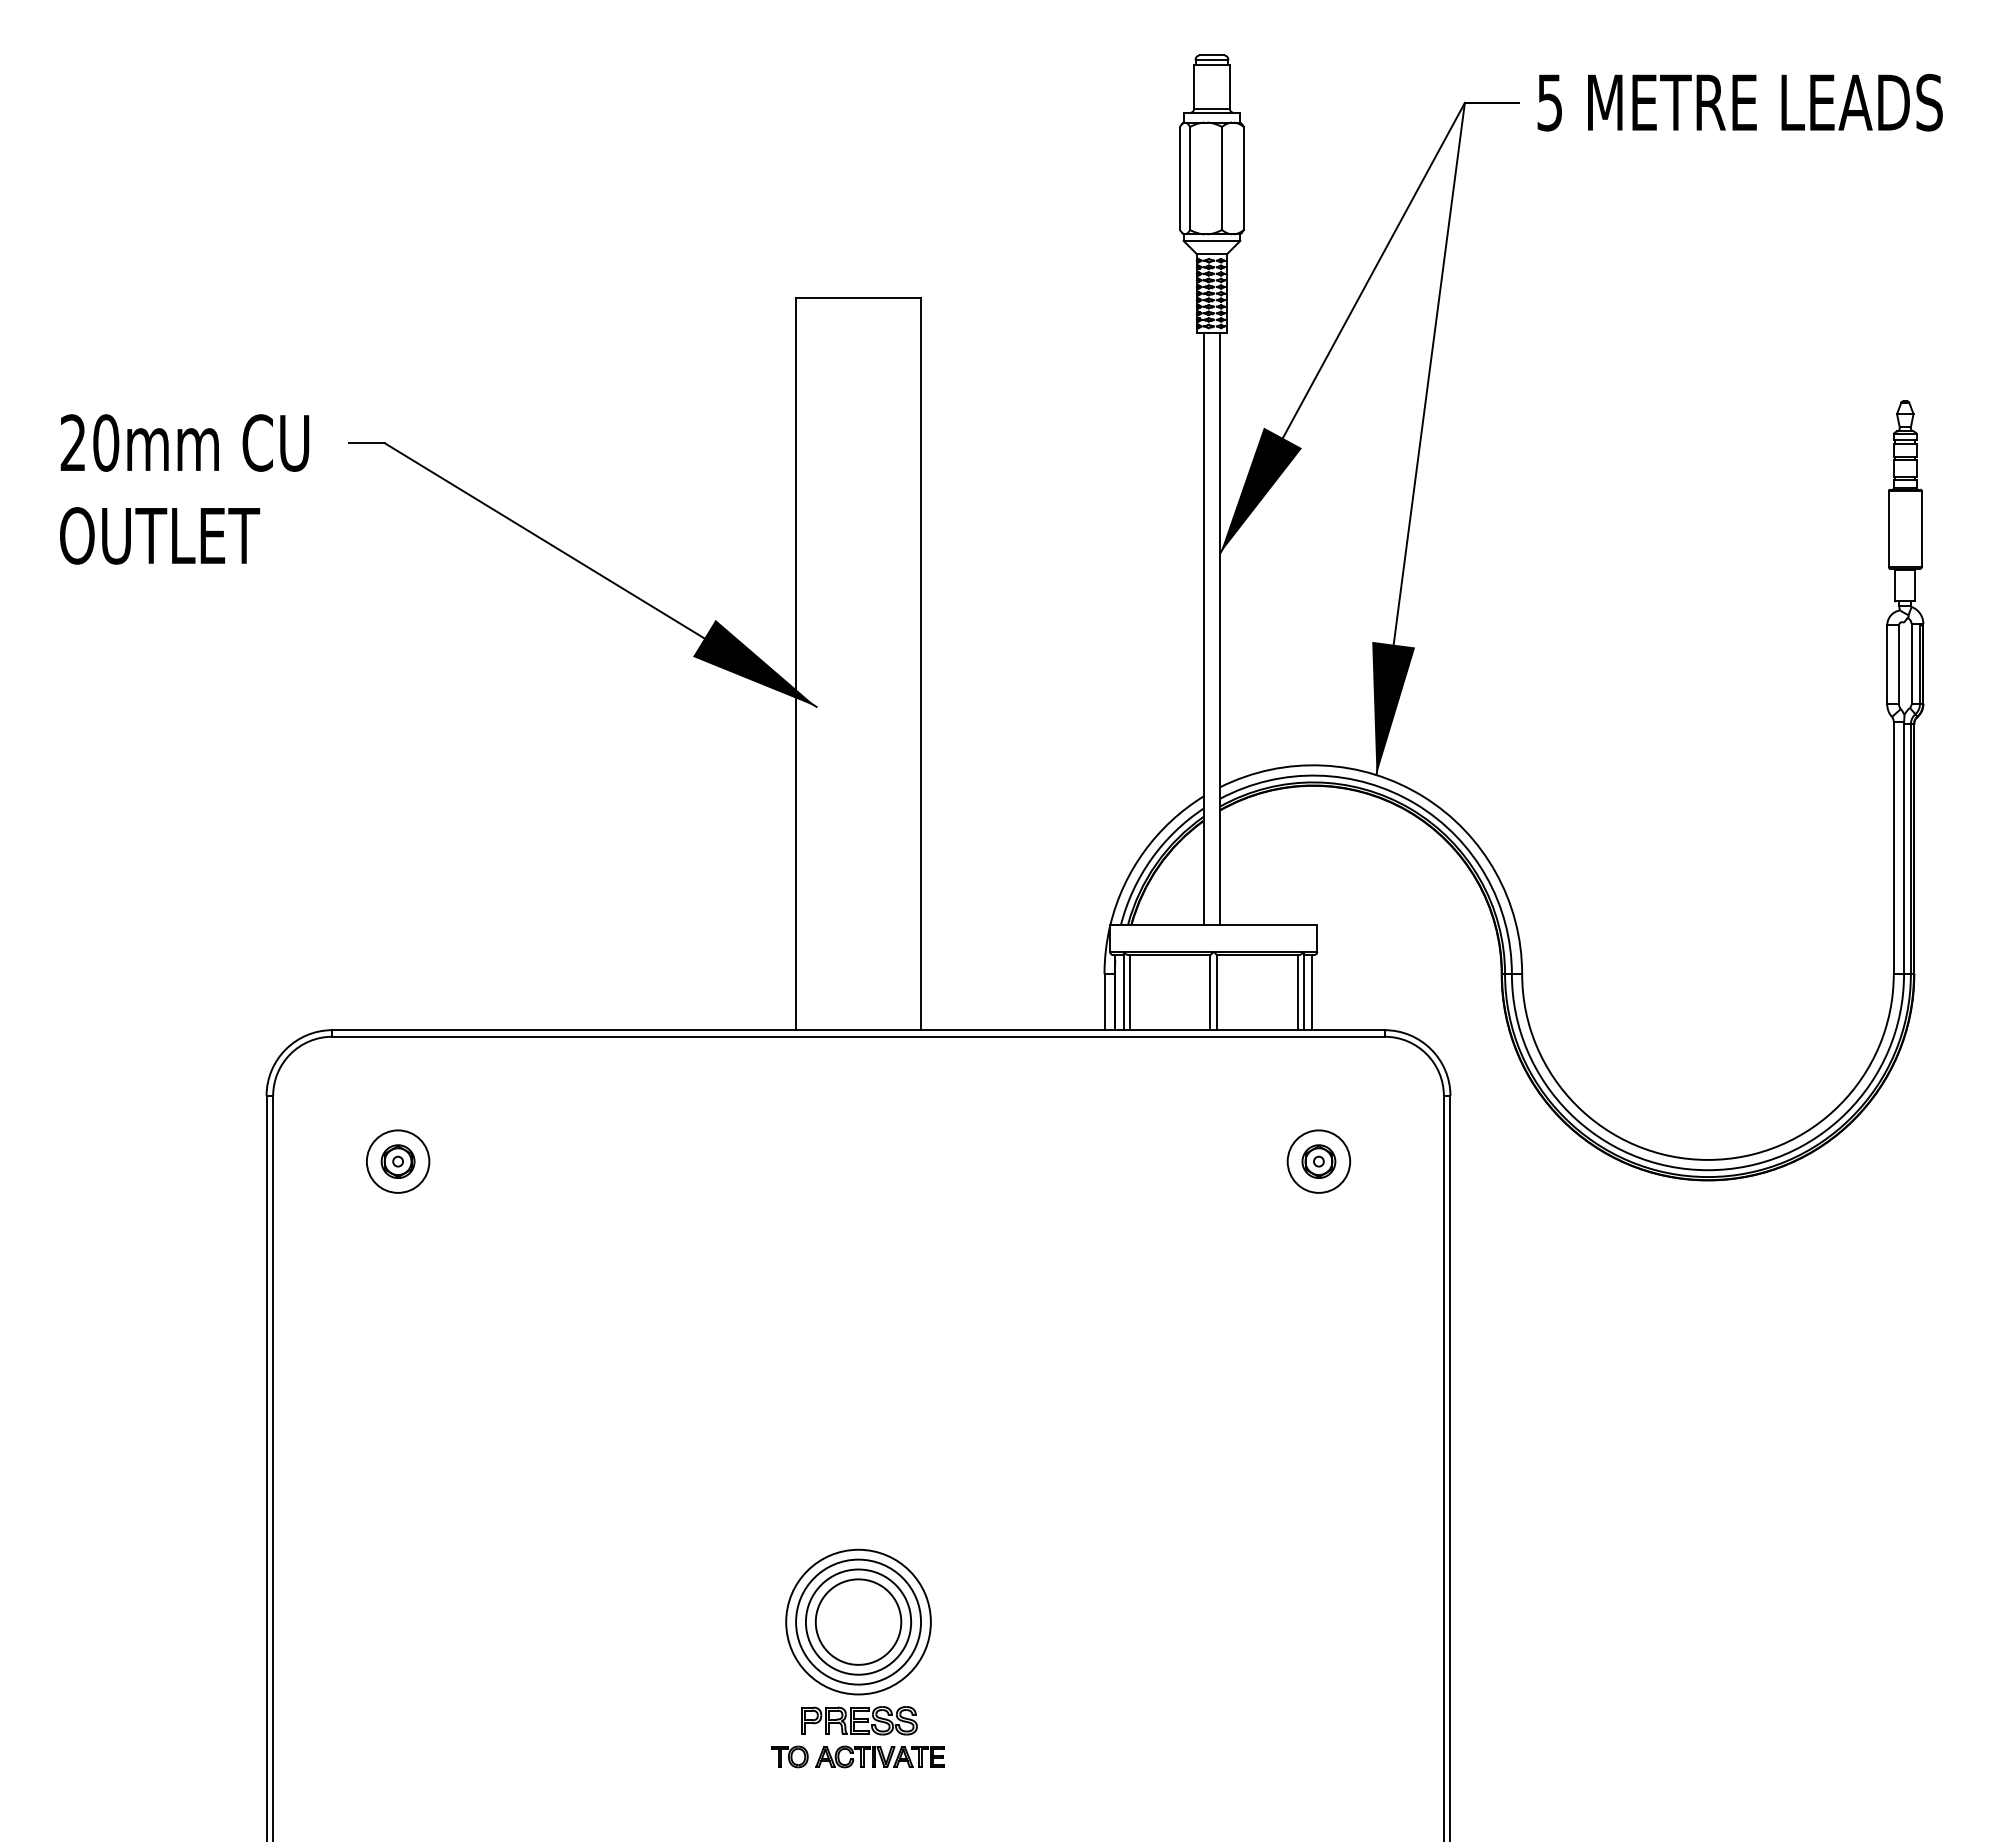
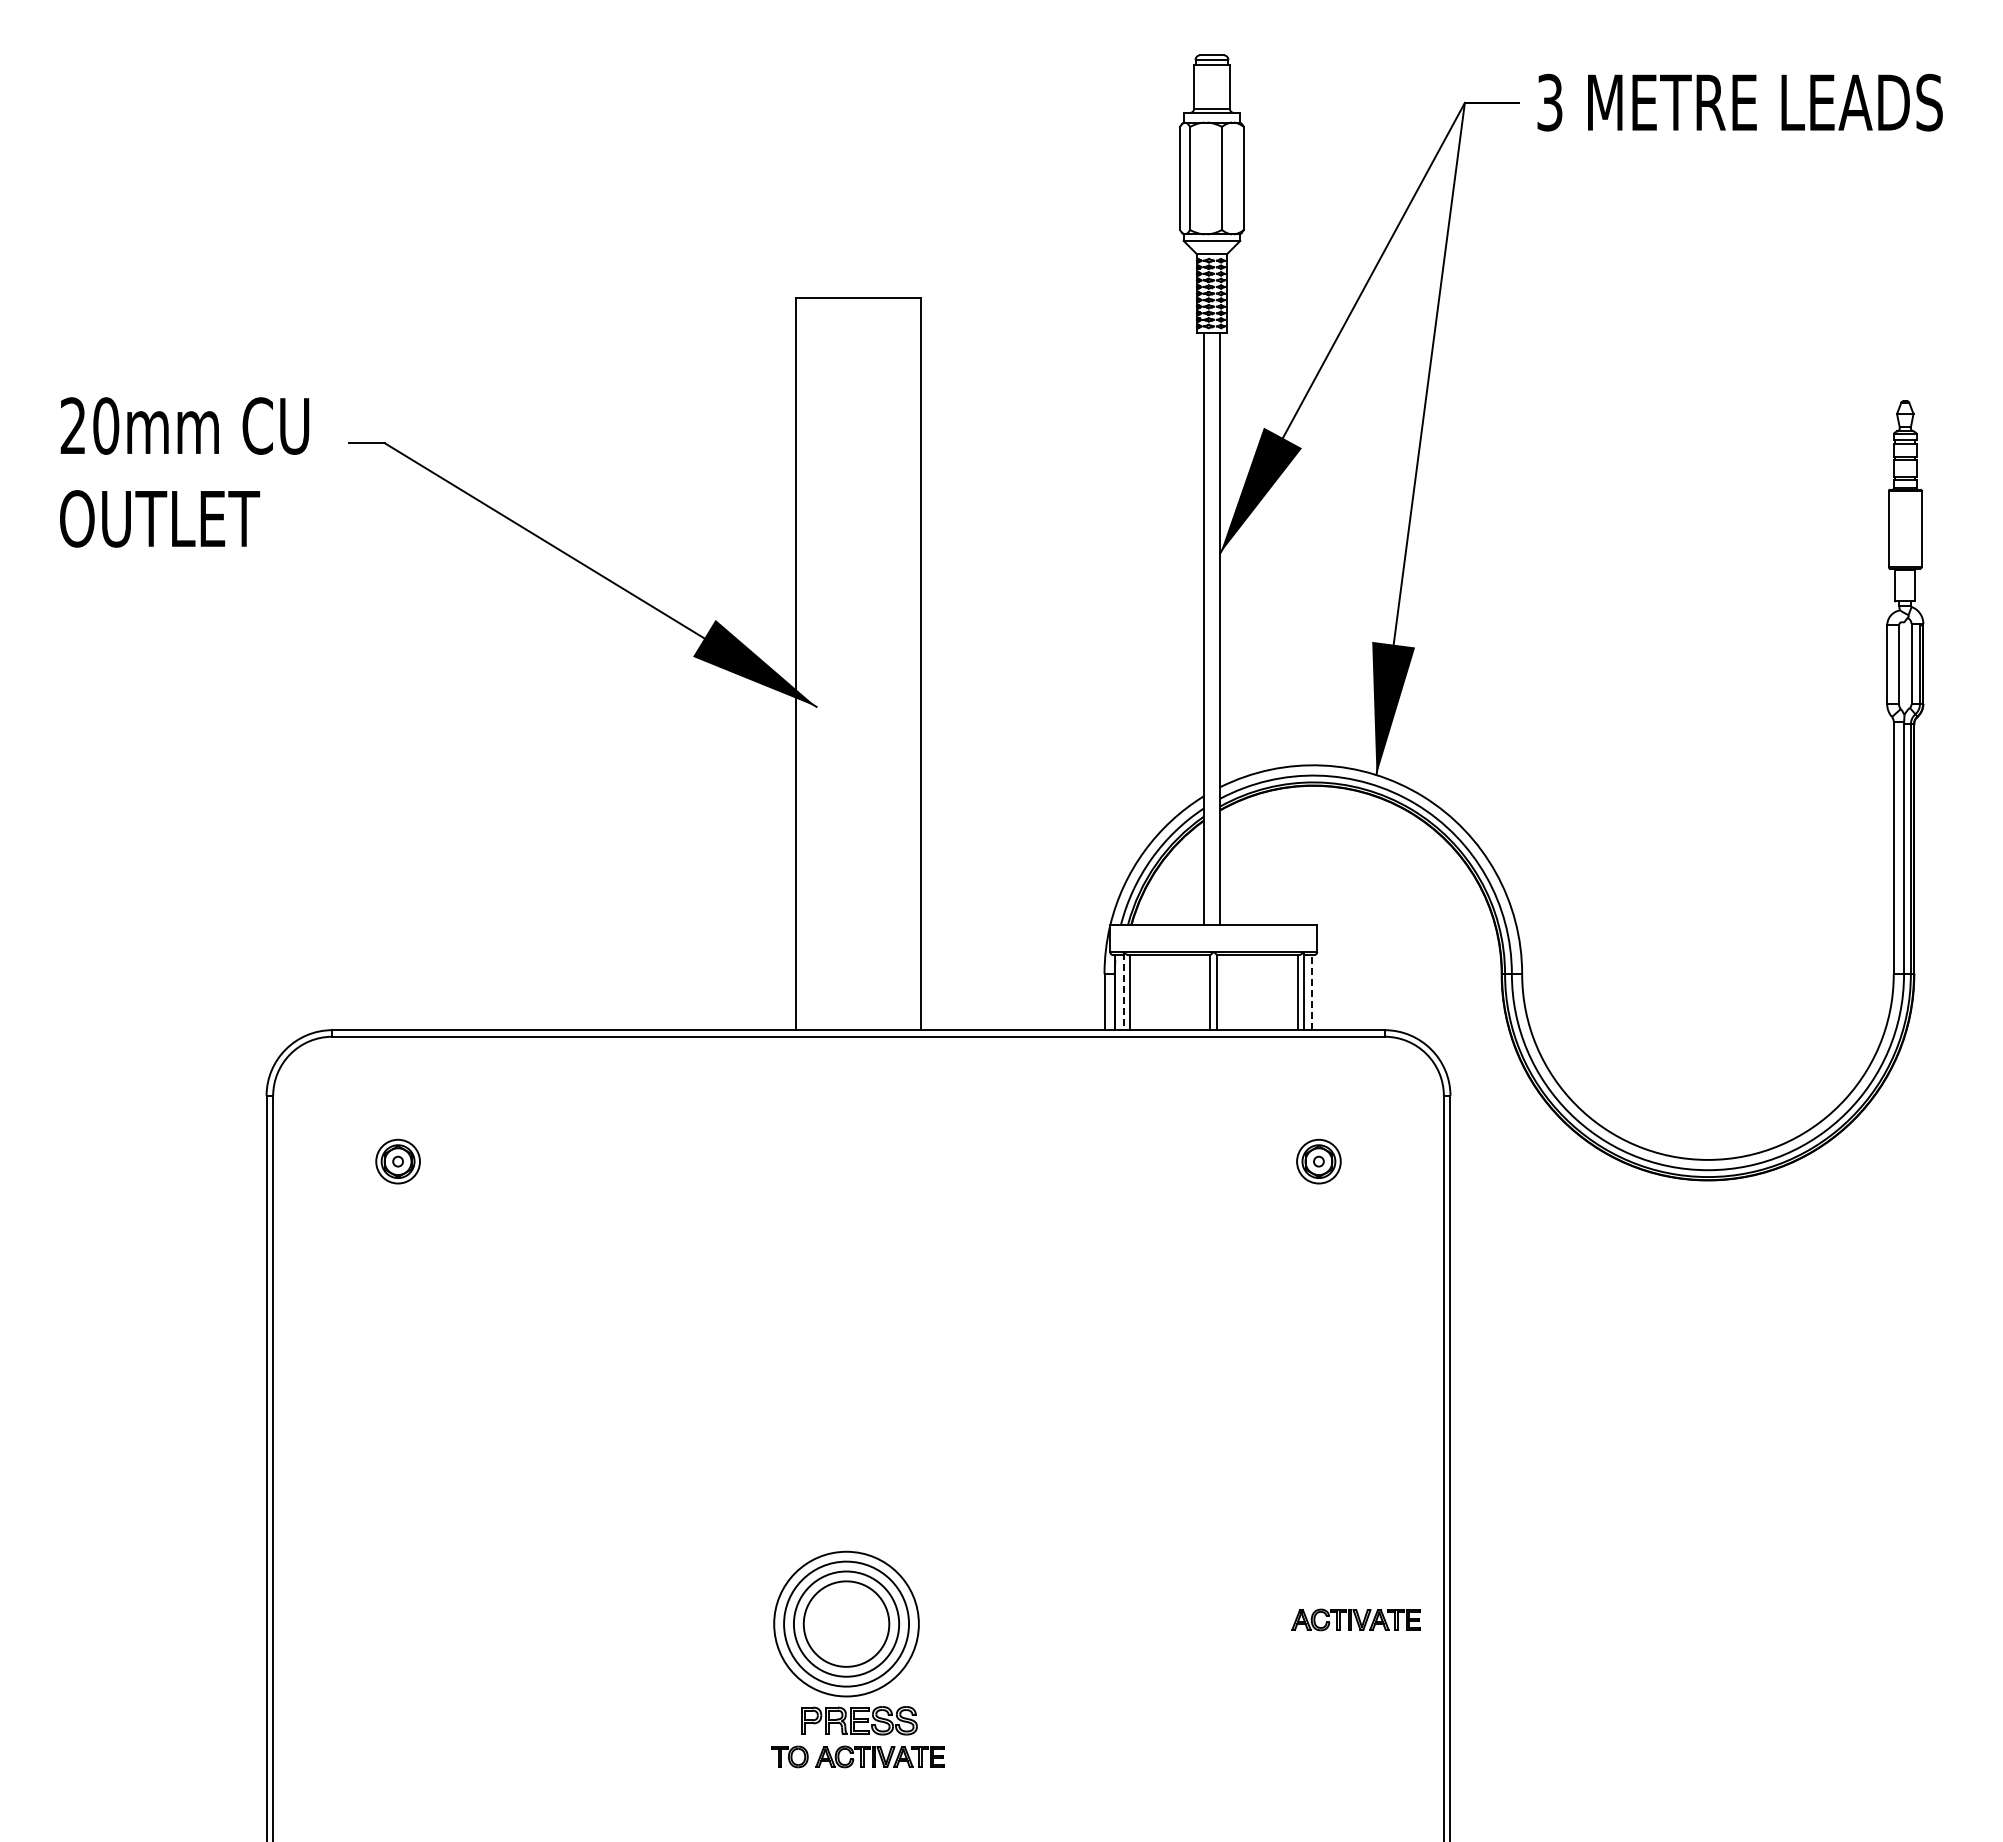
text: 5 -> 3 (1550, 101)
text position: (184, 489) -> (184, 472) (184, 472)
line: solid -> dashed (1123, 992)
line: solid -> dashed (1312, 992)
circle diameter: 62 px -> 44 px (397, 1161)
circle diameter: 62 px -> 44 px (1318, 1161)
part: none -> present (1355, 1619)
part position: (858, 1621) -> (846, 1623) (846, 1623)
